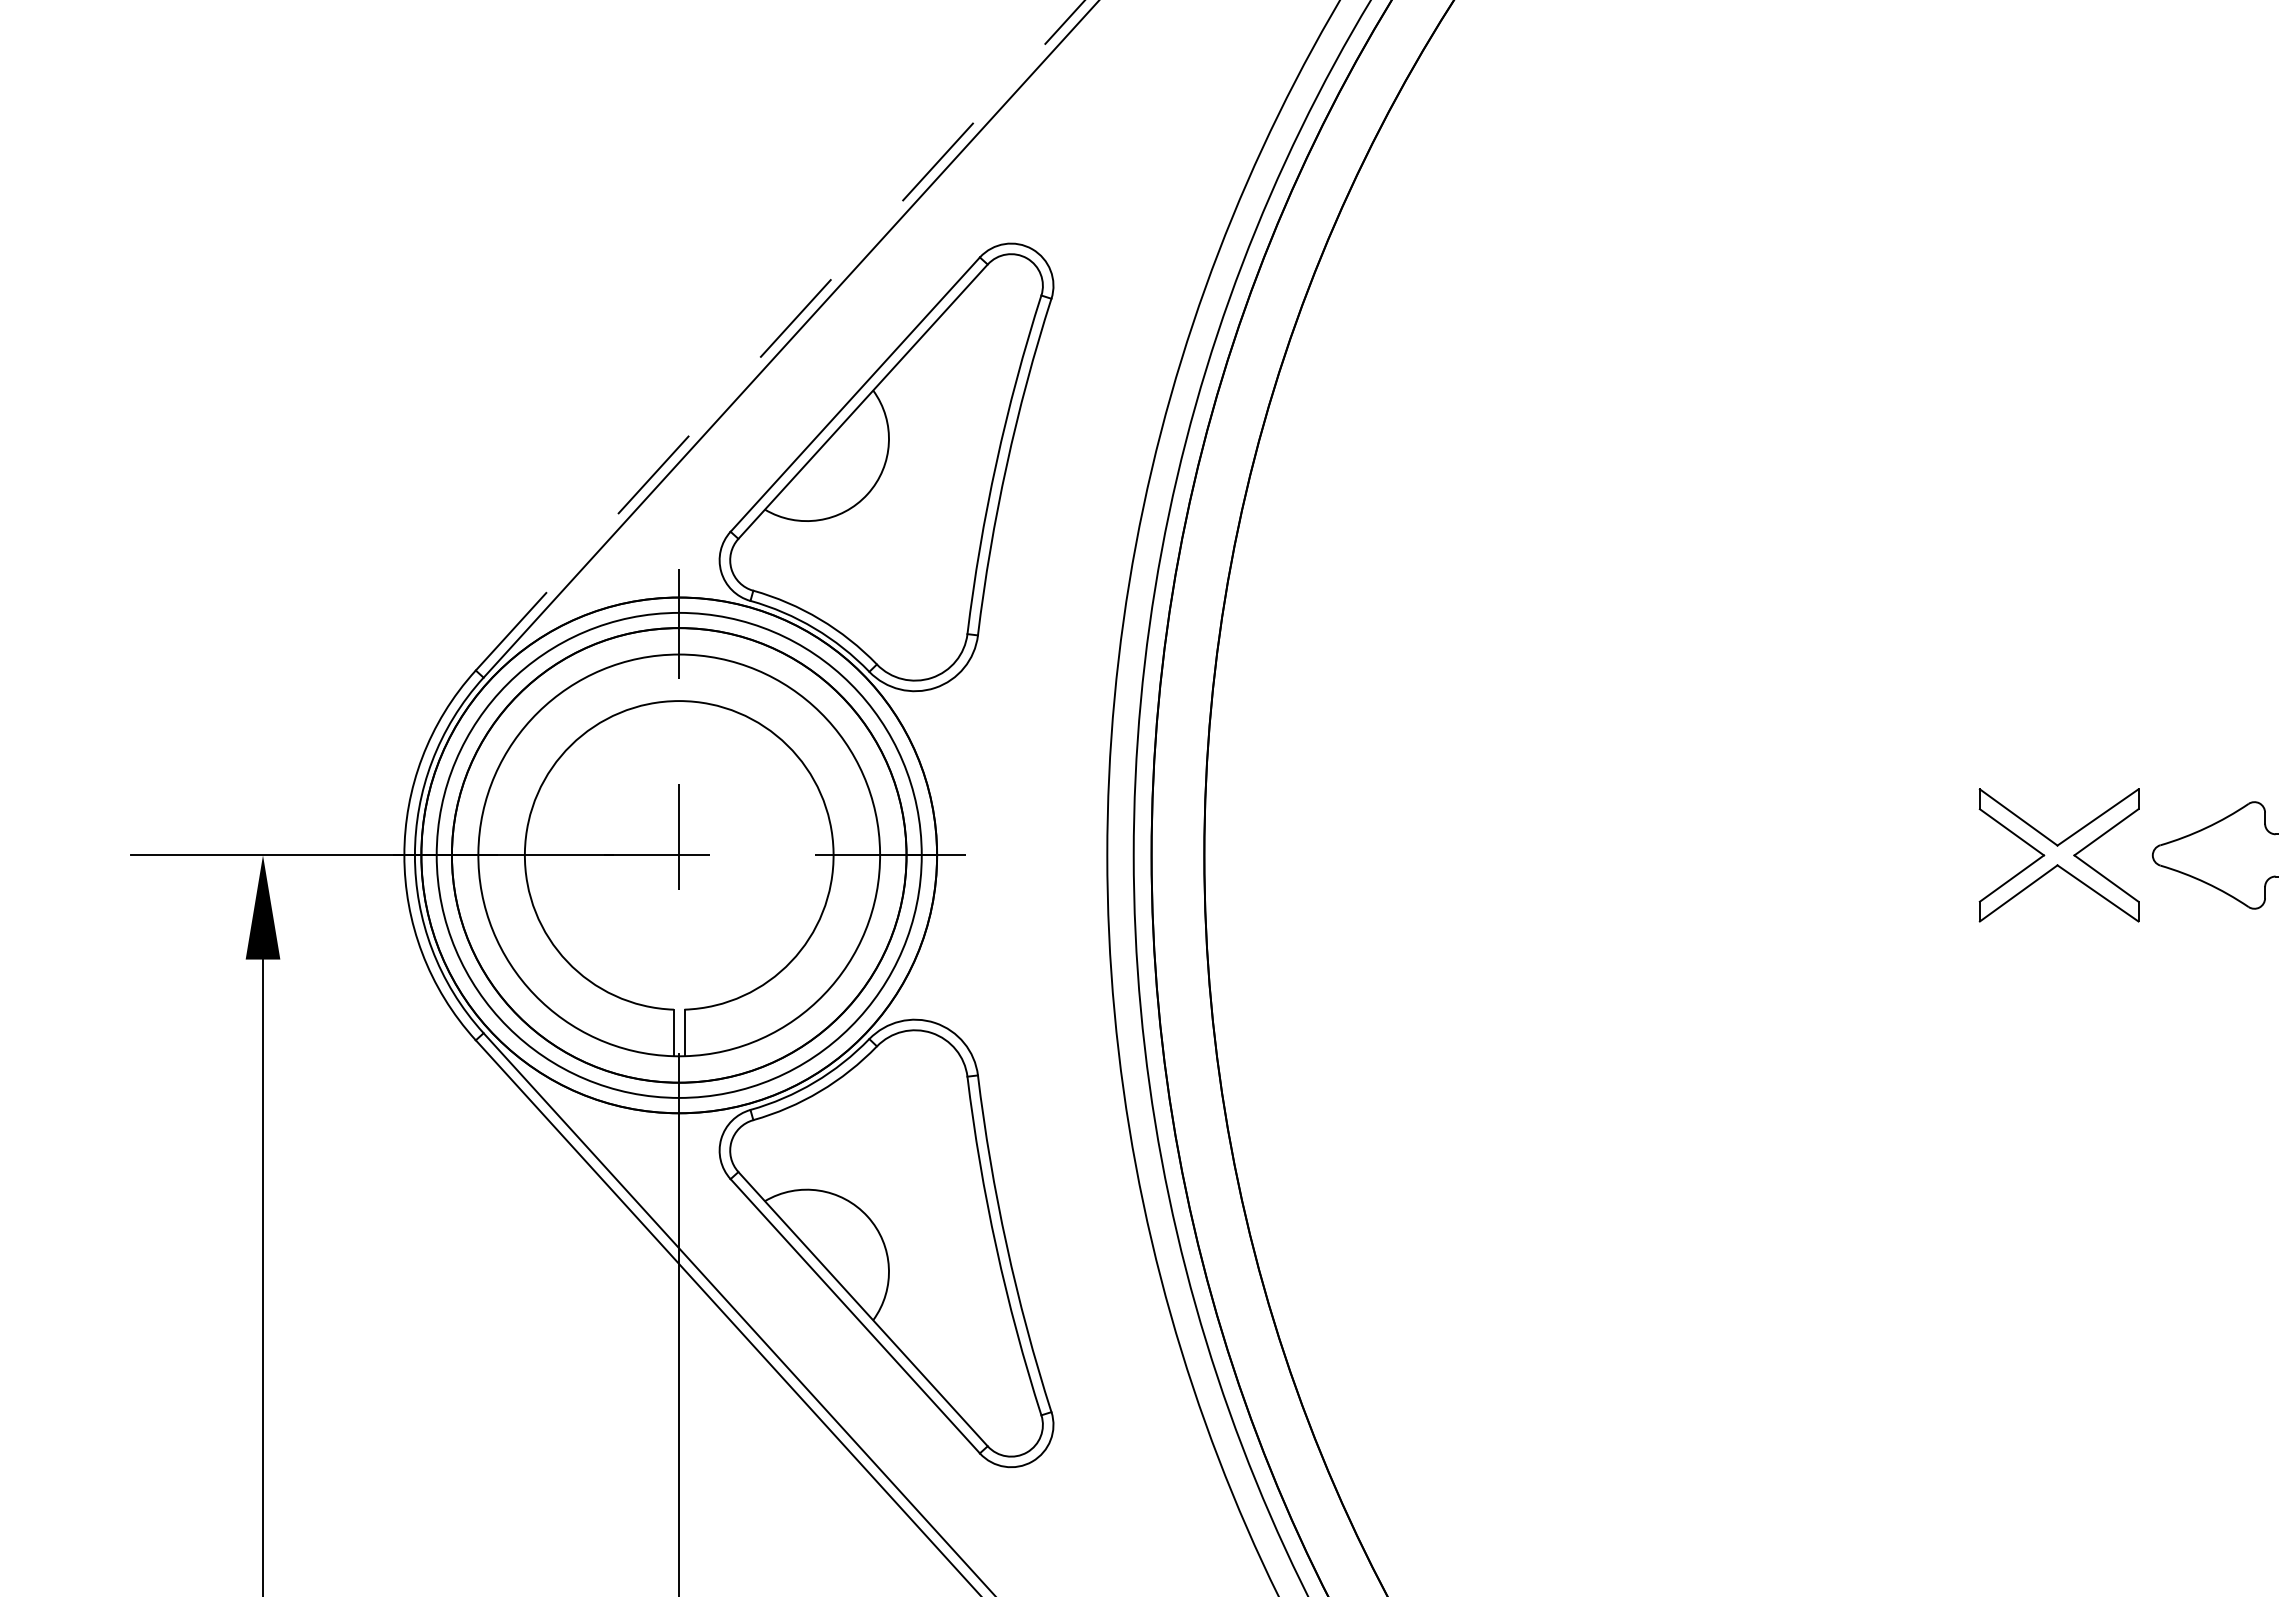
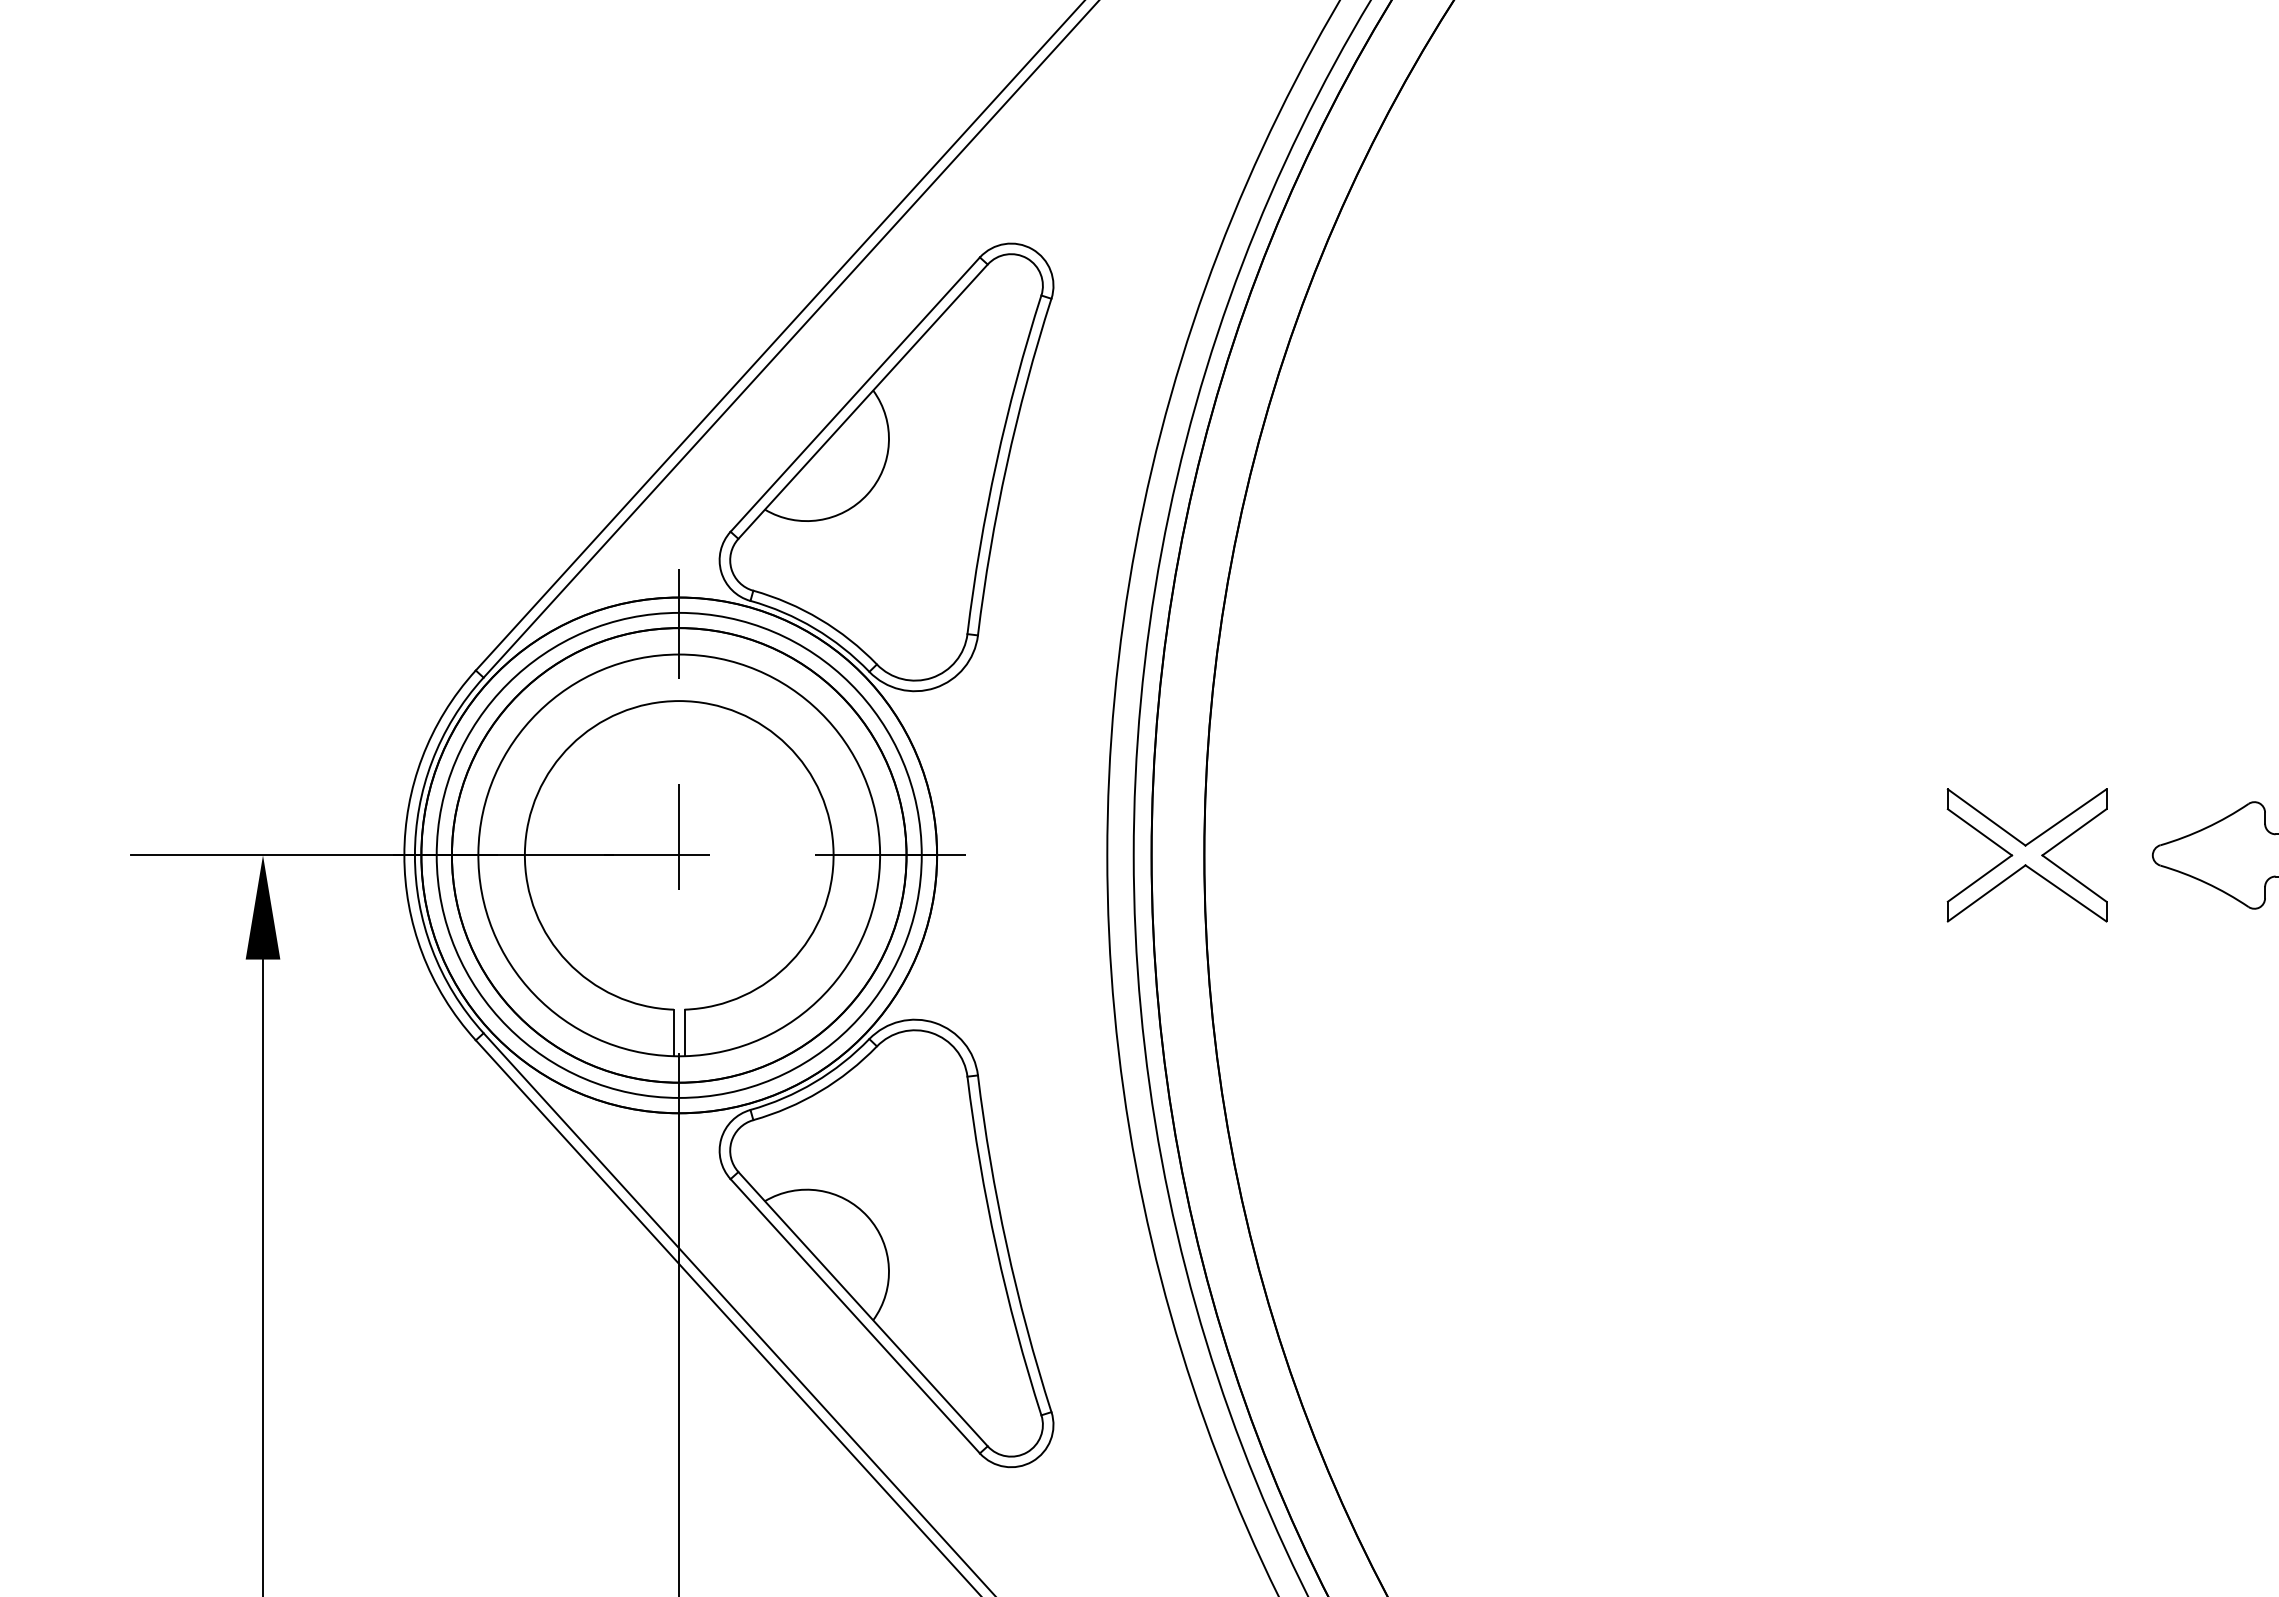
line: dashed -> solid (780, 335)
part position: (2058, 855) -> (2026, 855) (2026, 855)
